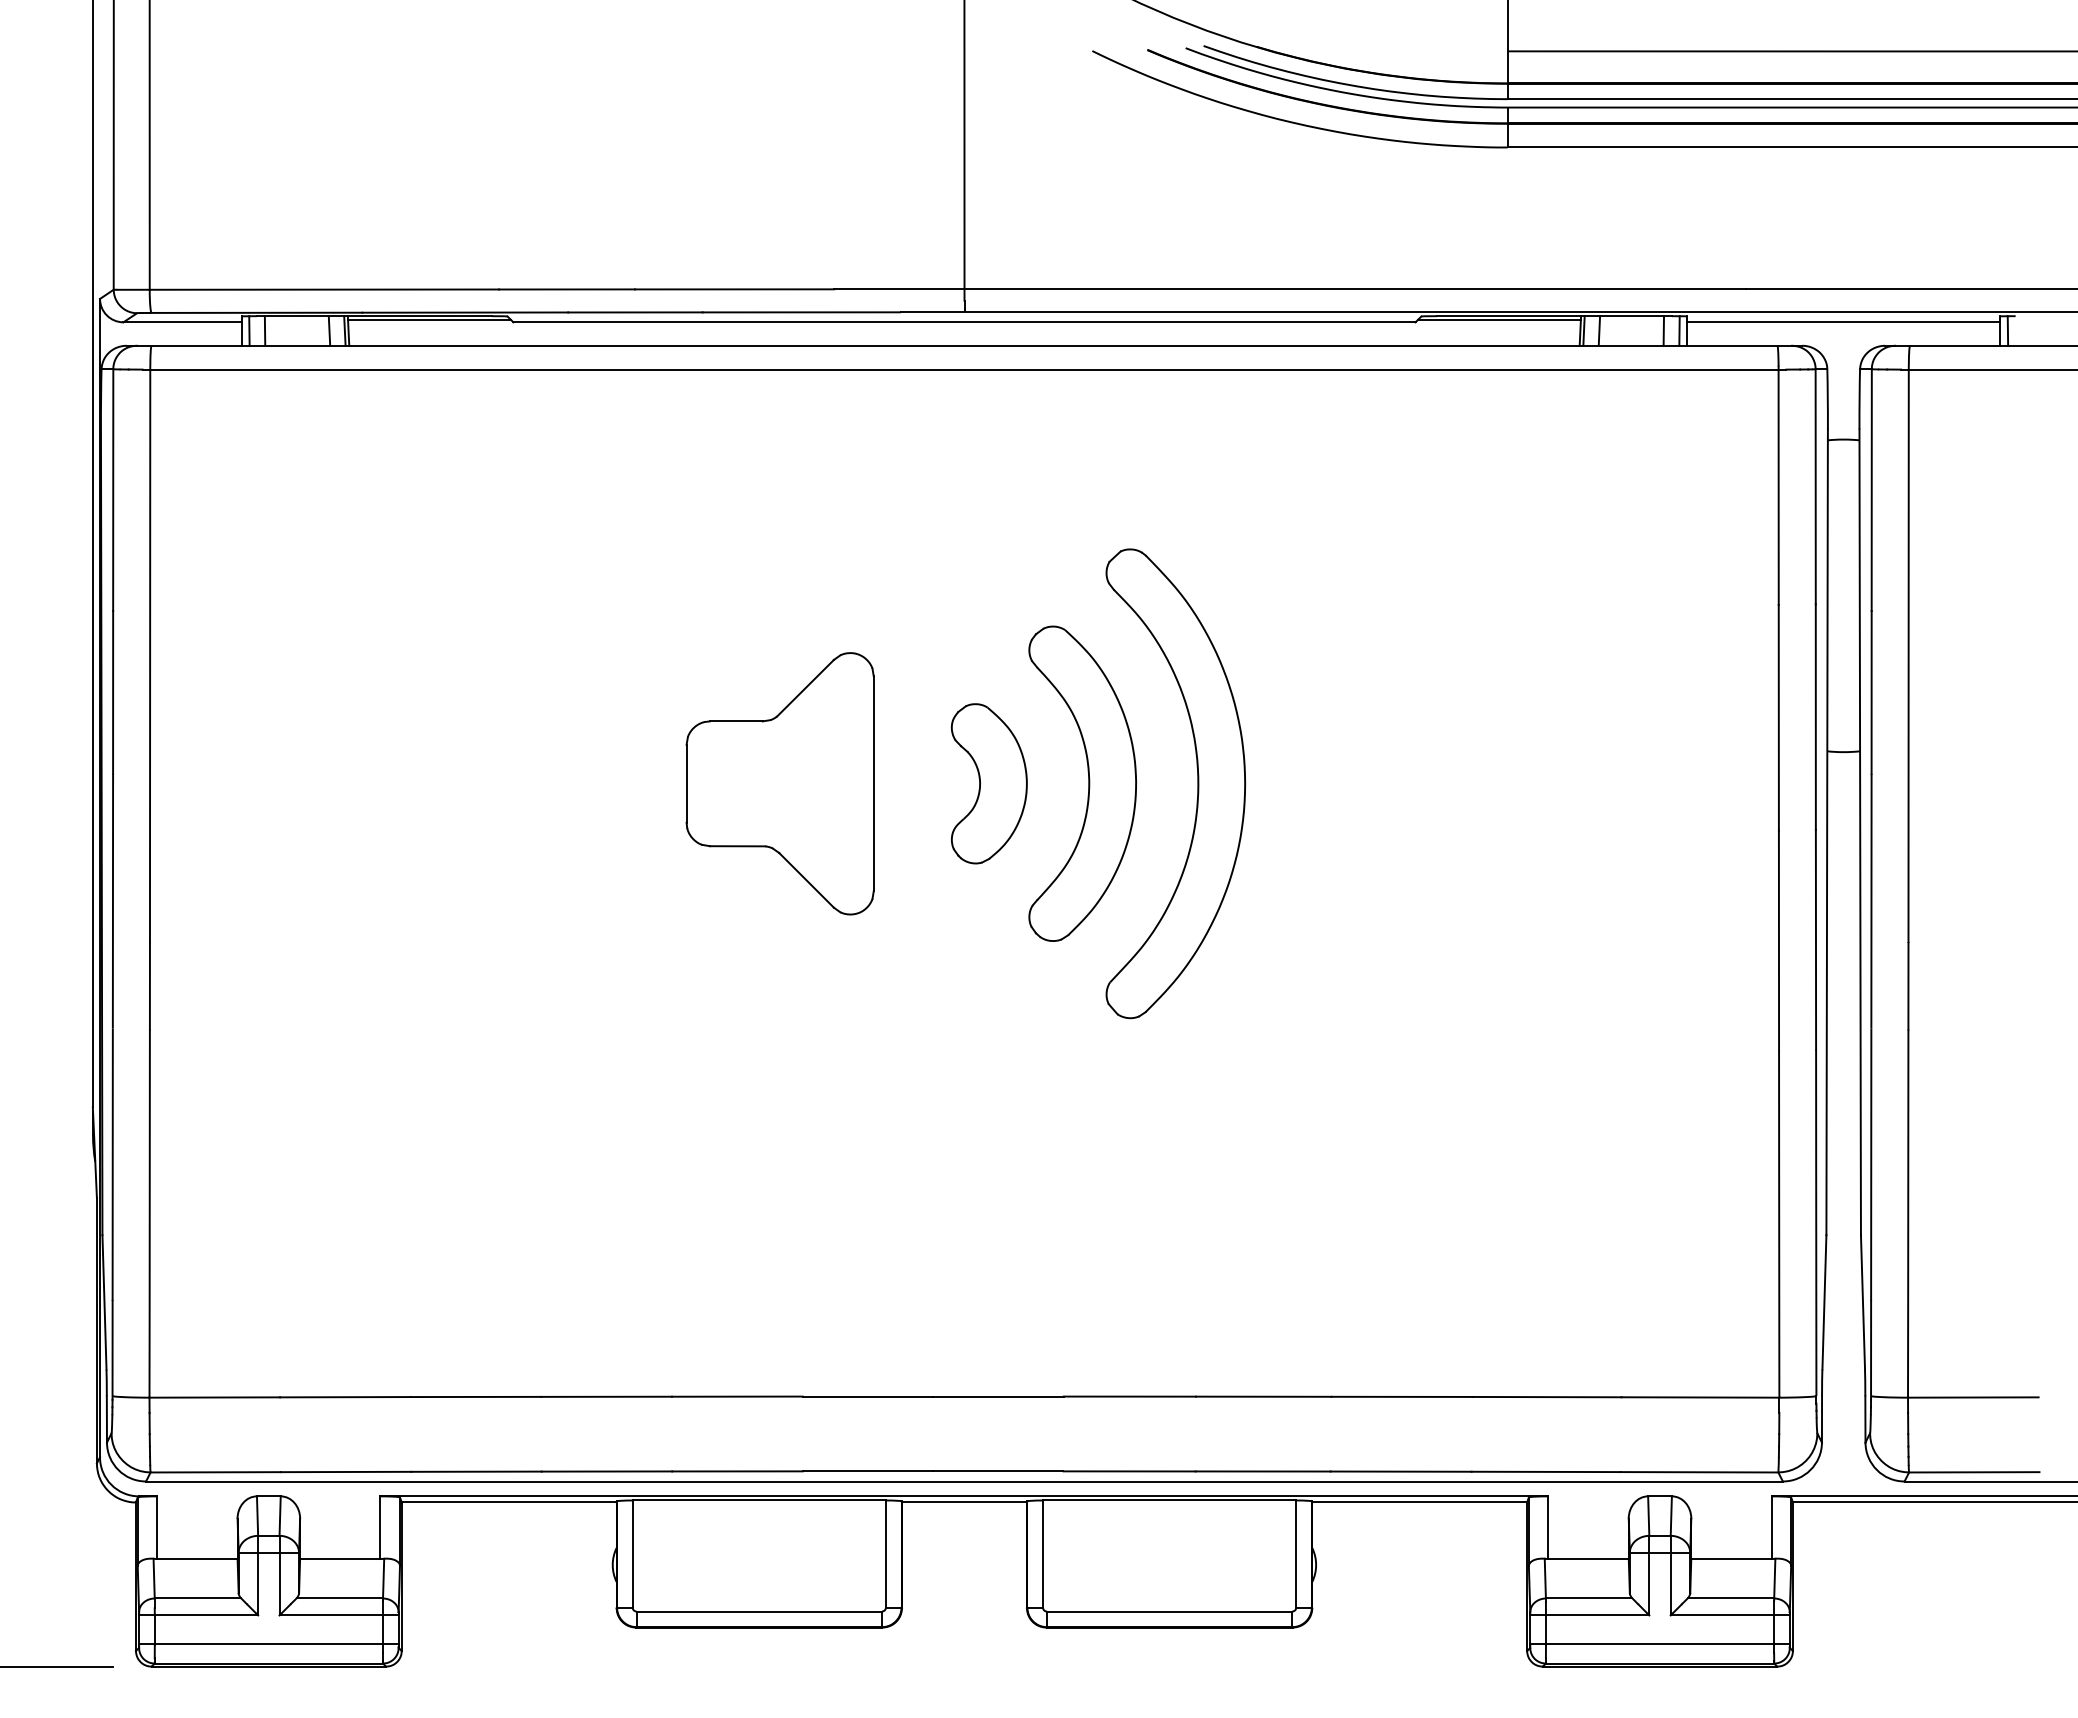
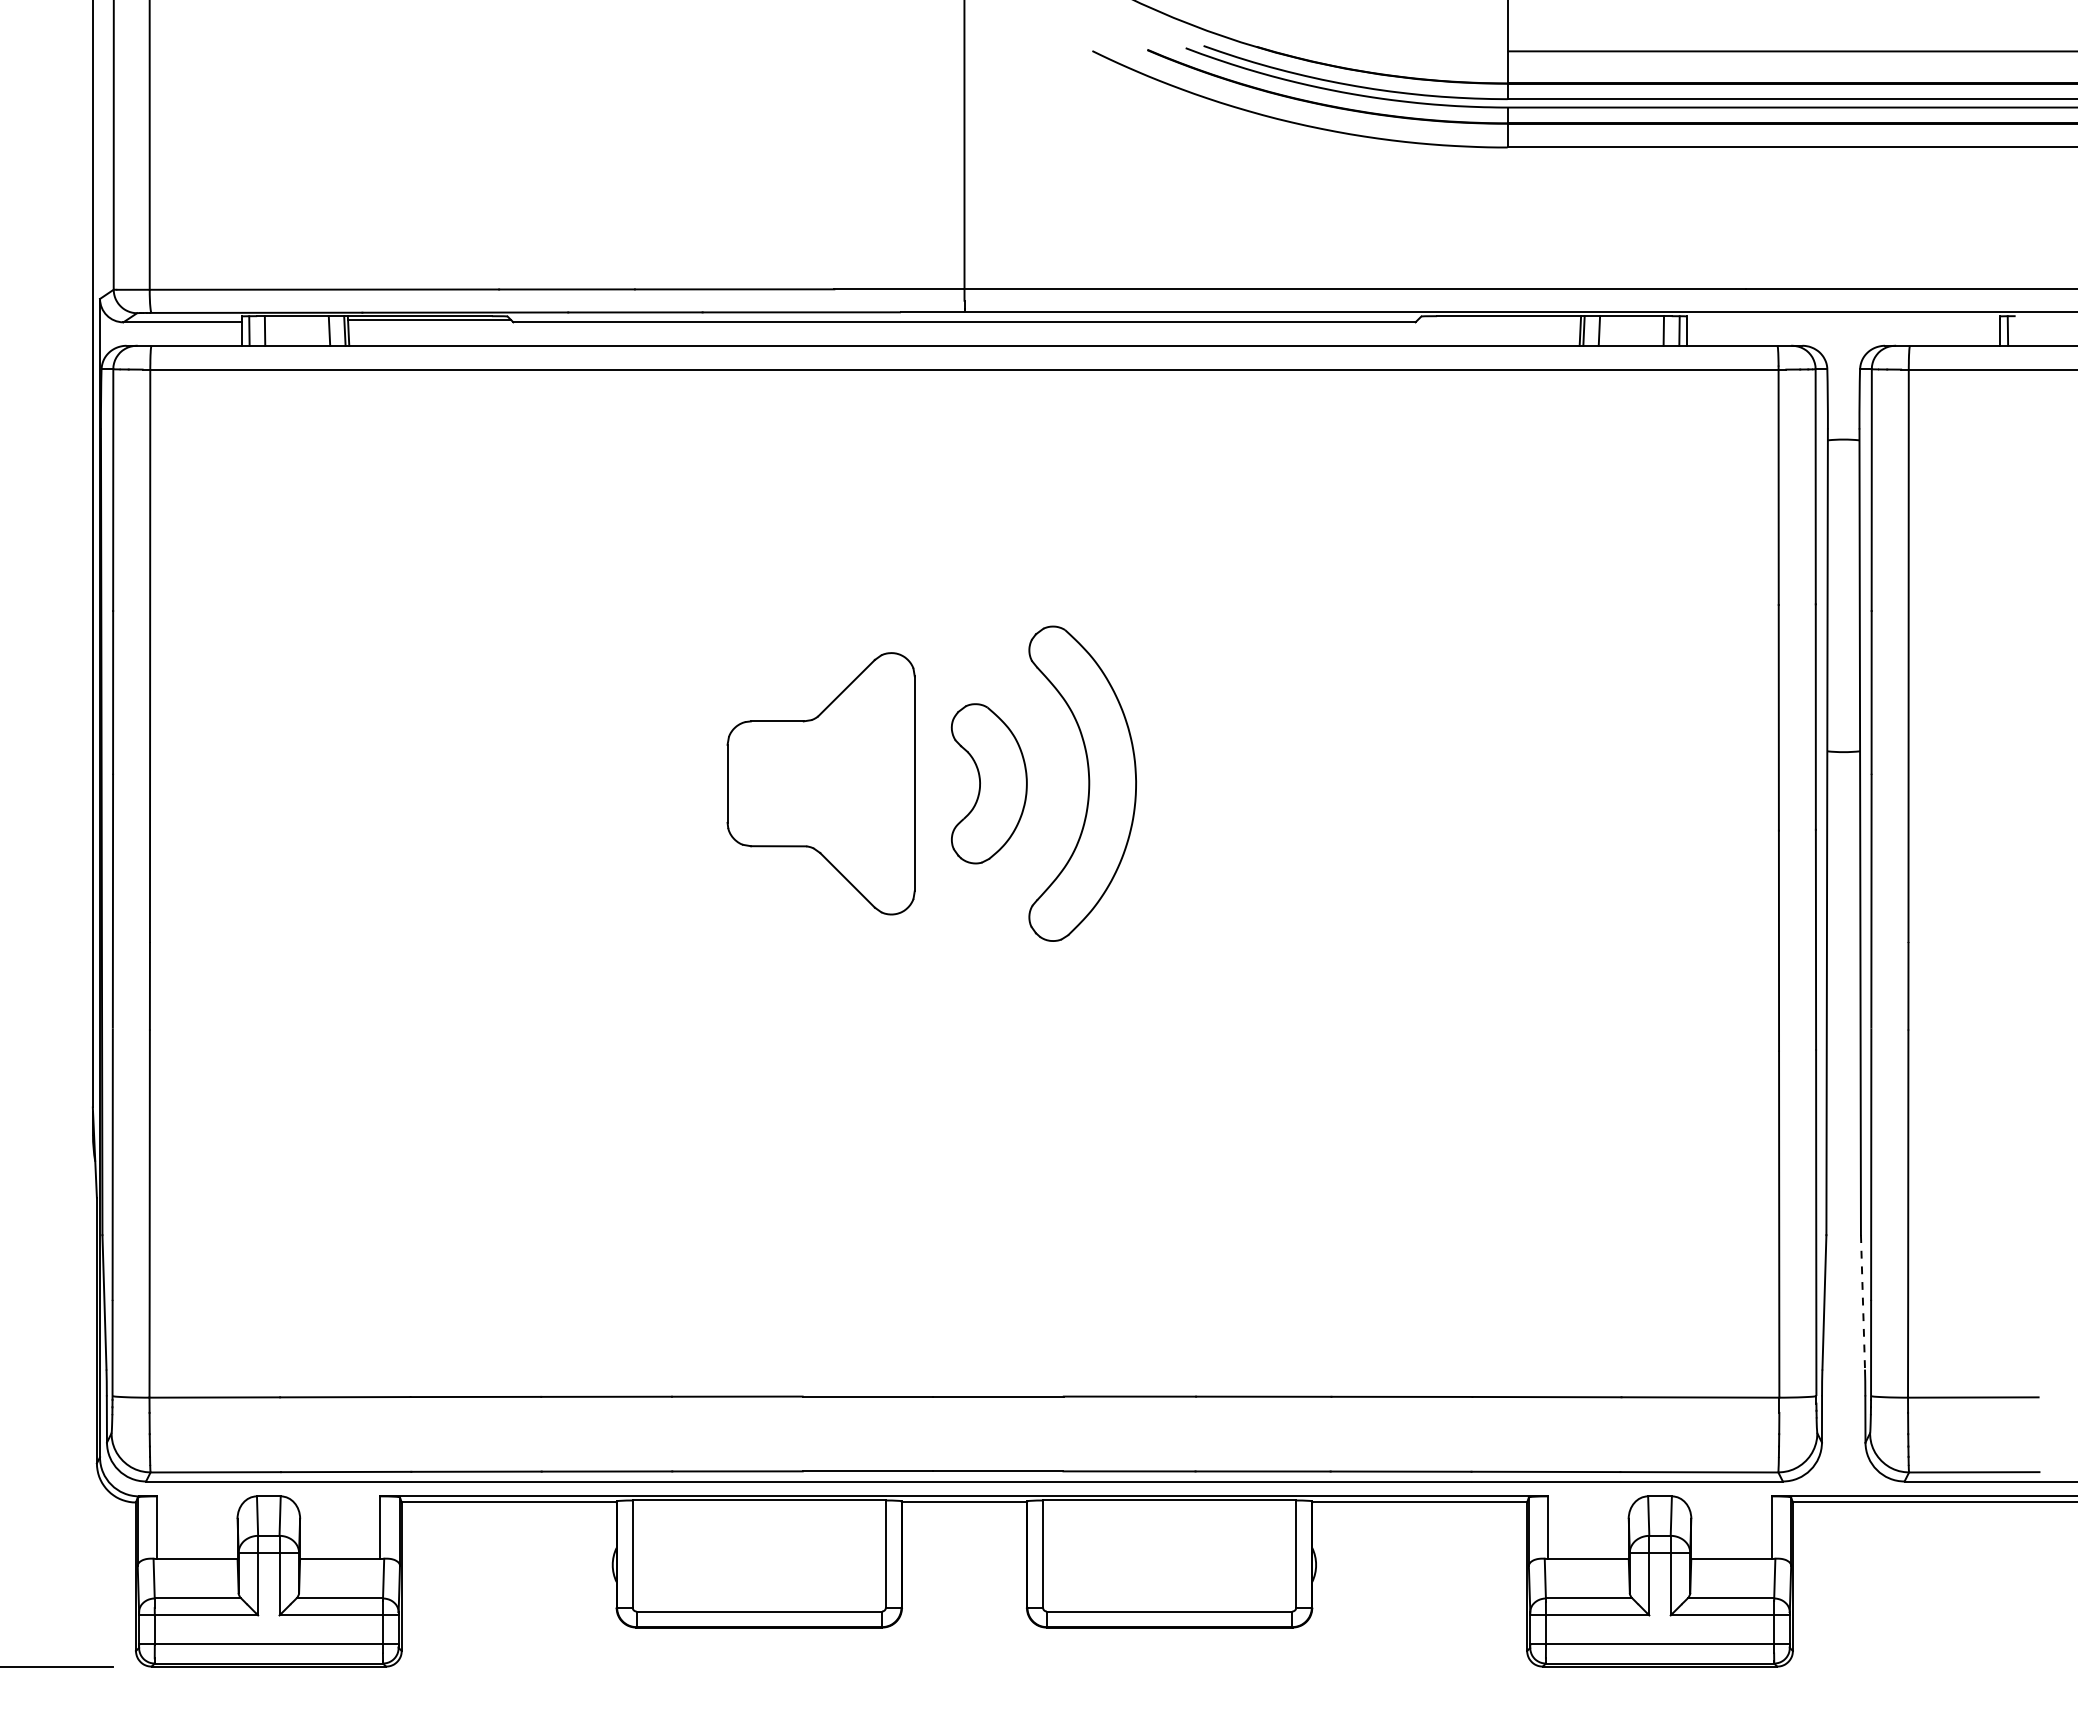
line: present -> none (1498, 320)
line: present -> none (1843, 322)
part position: (779, 783) -> (820, 783) (820, 783)
part: present -> none (1197, 783)
line: solid -> dashed (1863, 1302)
